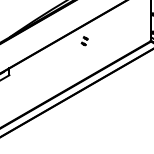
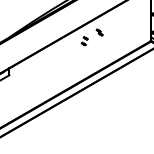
part: none -> present (99, 32)
